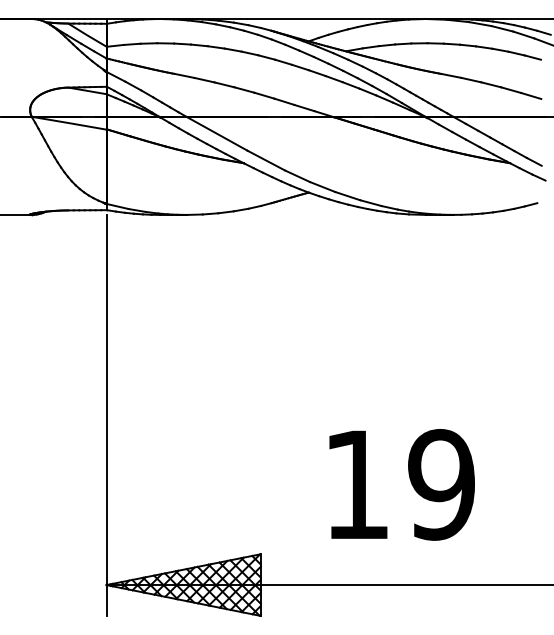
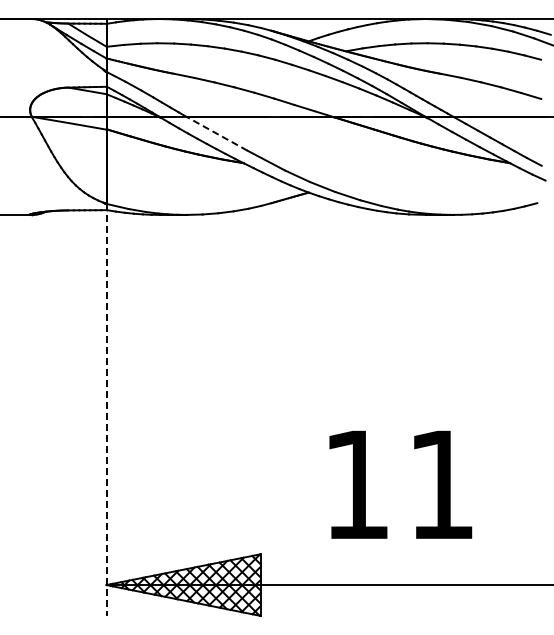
line: solid -> dashed (217, 133)
line: solid -> dashed (106, 415)
text: 19 -> 11 (441, 484)
